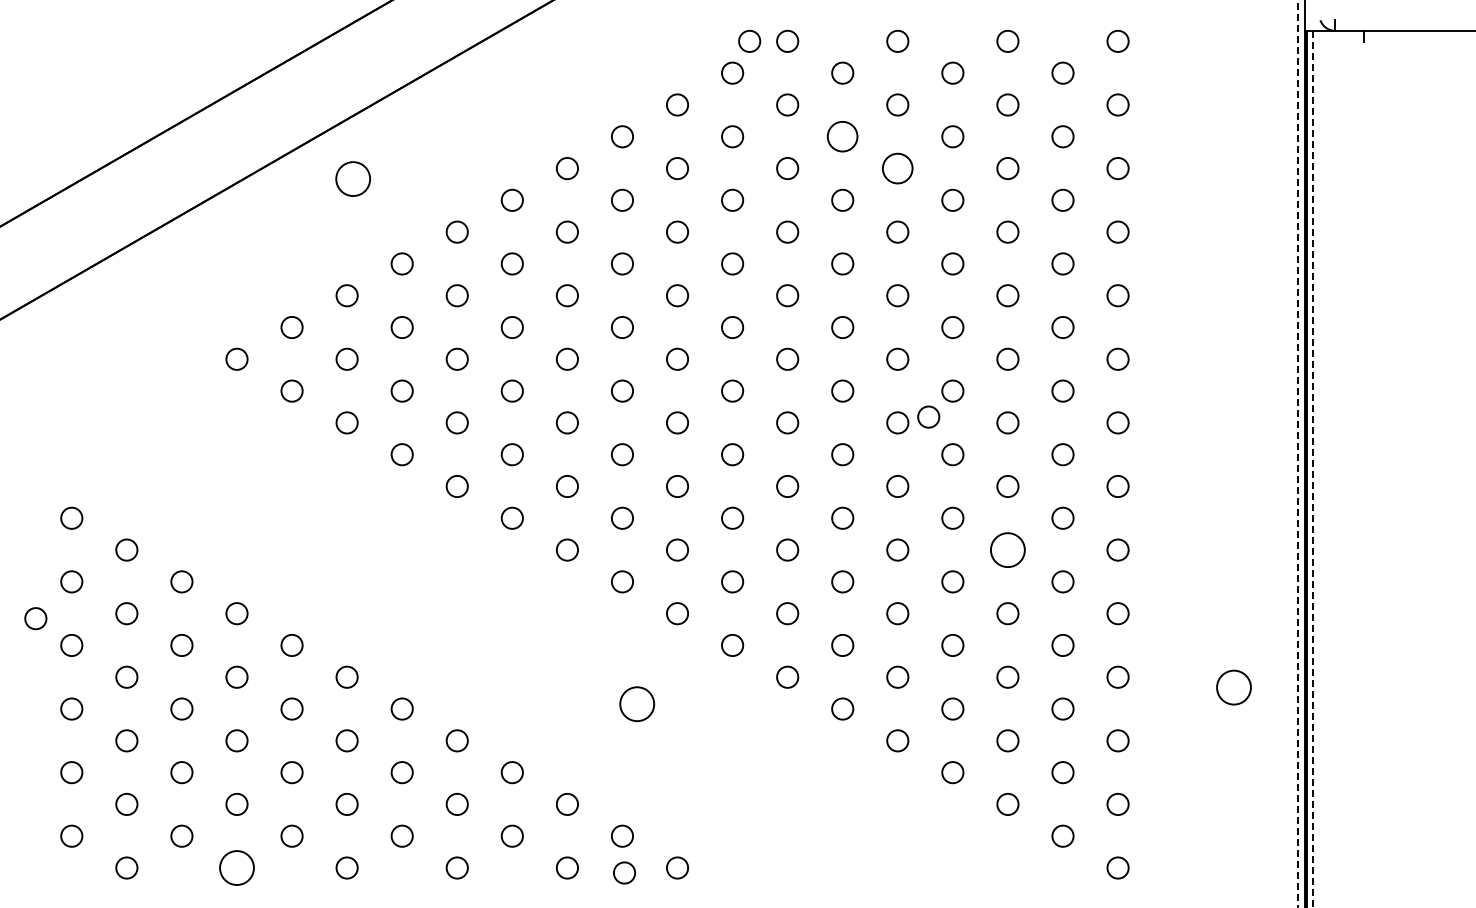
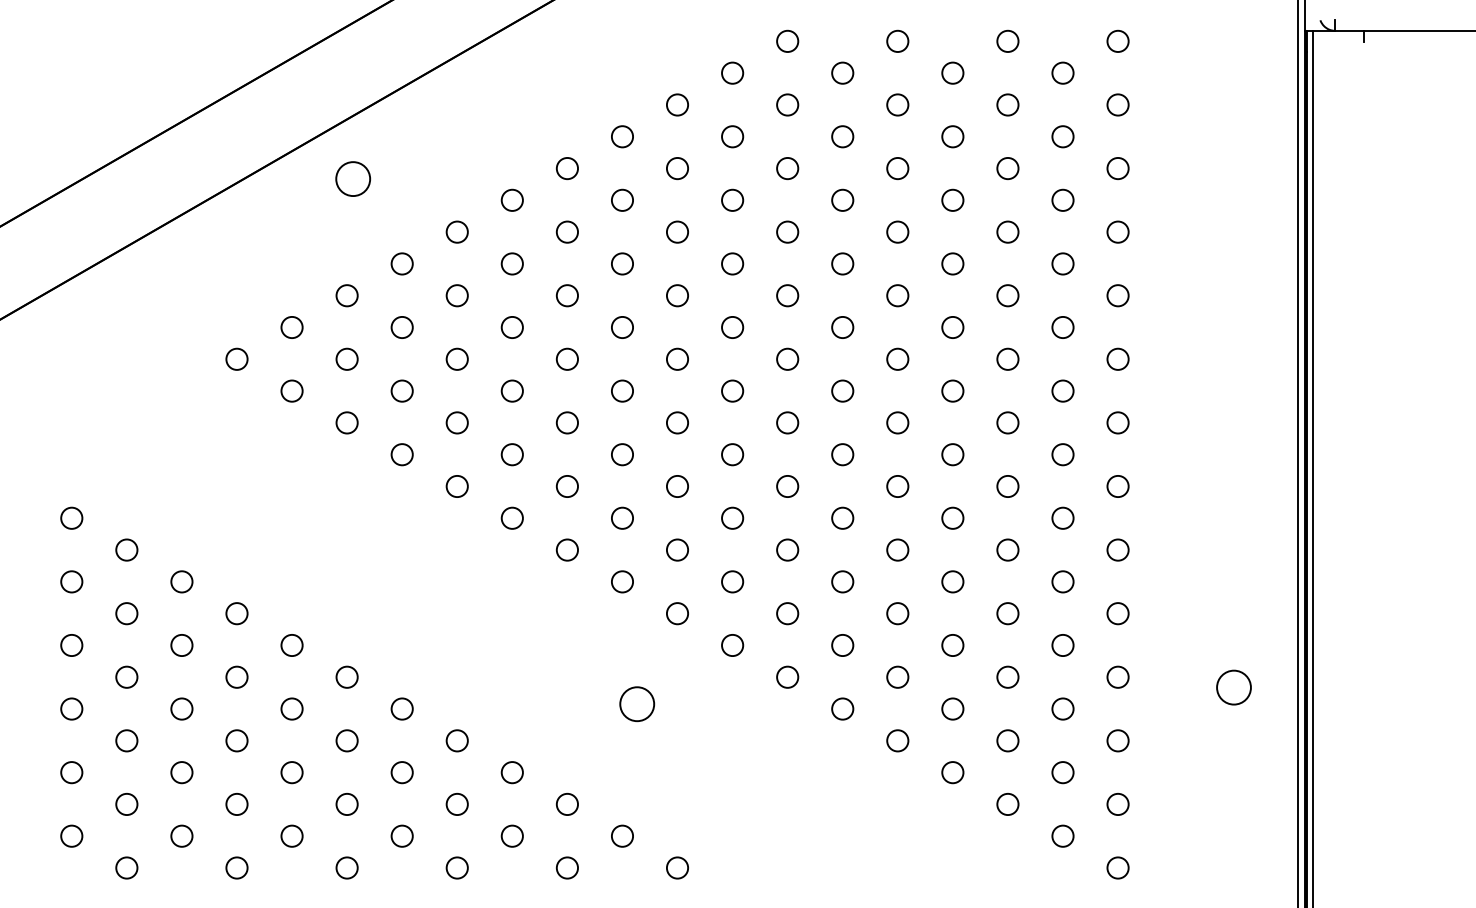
circle: present -> none (749, 40)
circle size: 33x32 px -> 24x24 px (842, 136)
circle size: 32x33 px -> 24x23 px (897, 168)
circle: present -> none (928, 416)
line: dashed -> solid (1298, 453)
line: dashed -> solid (1313, 469)
circle size: 36x36 px -> 24x24 px (1007, 549)
circle: present -> none (35, 618)
circle size: 36x36 px -> 24x24 px (236, 867)
circle: present -> none (624, 872)
